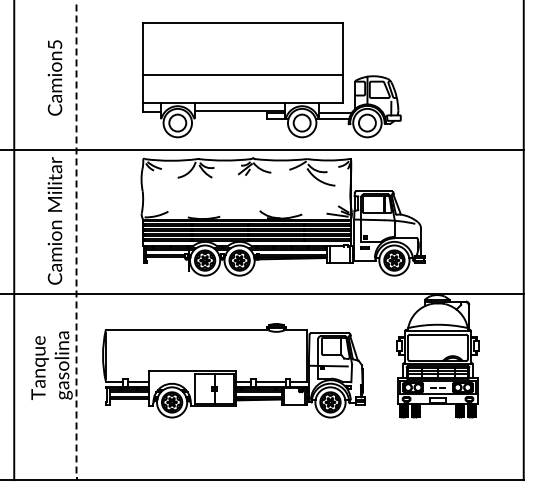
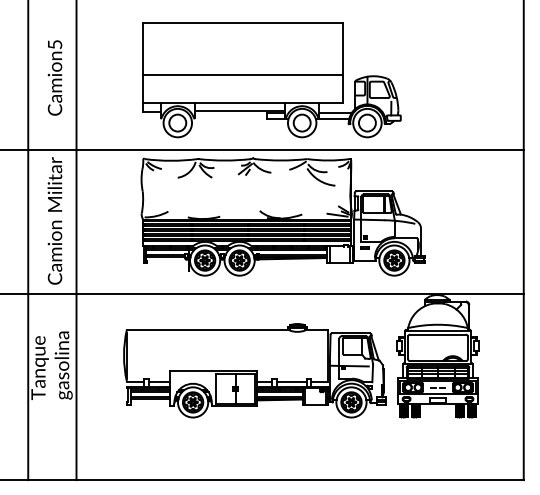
line: dashed -> solid (76, 240)
line position: (14, 241) -> (28, 241) (28, 241)
part position: (233, 370) -> (254, 370) (254, 370)
